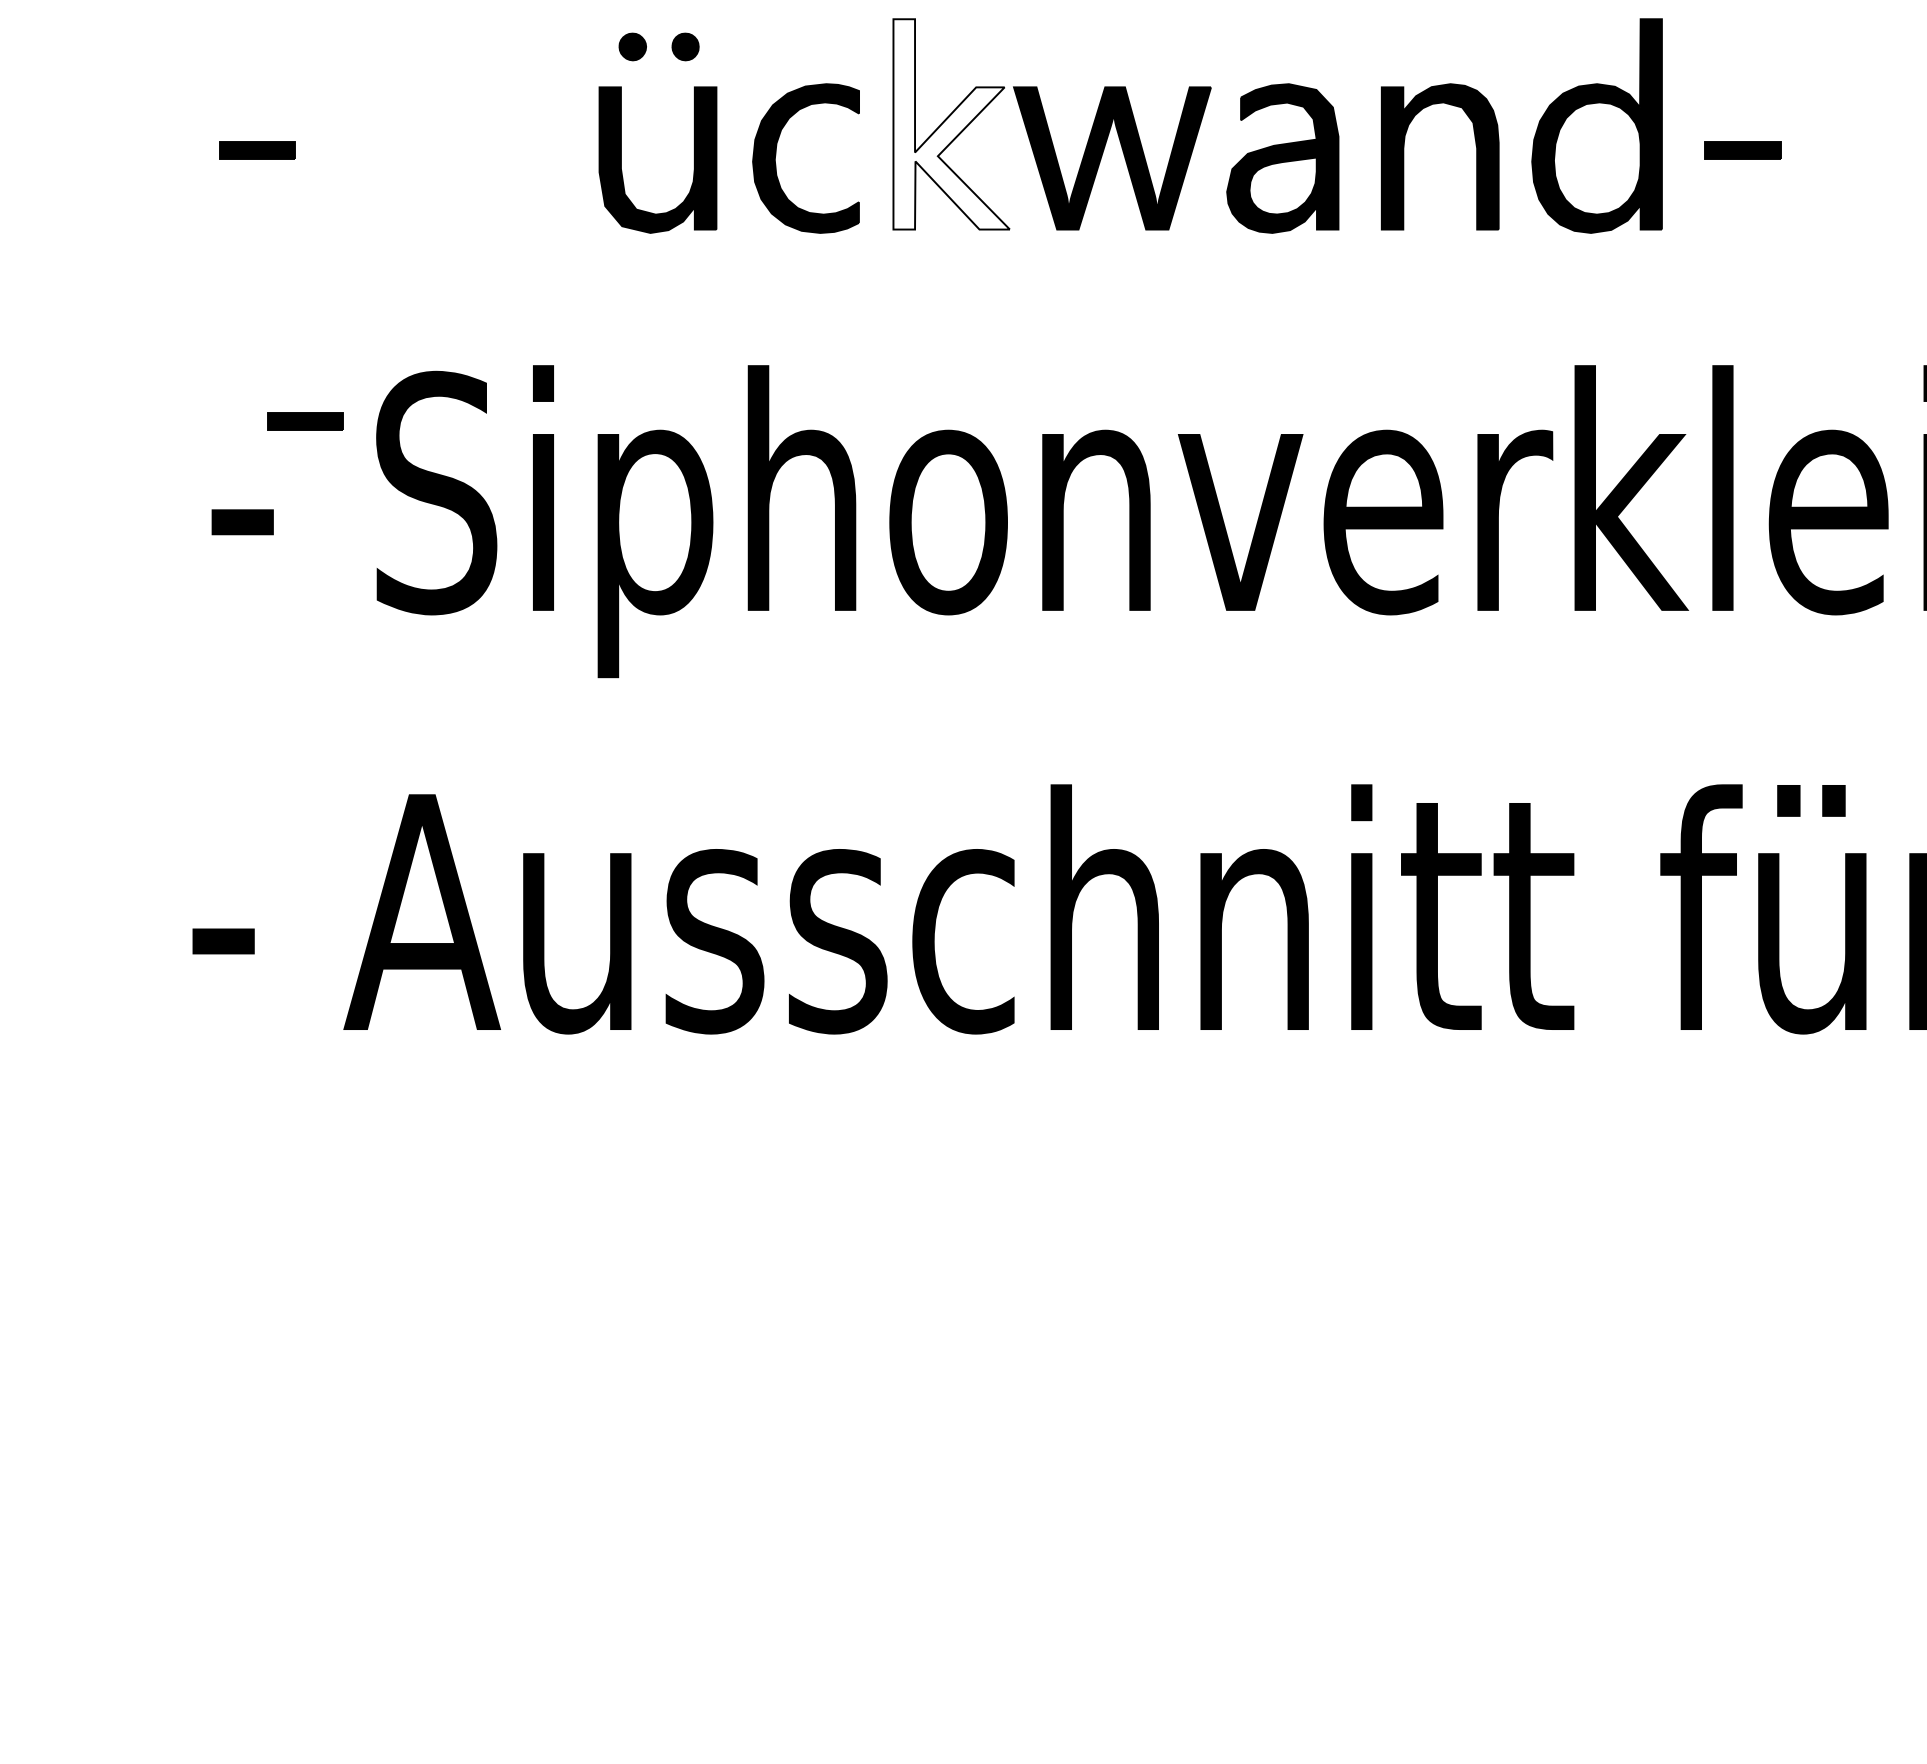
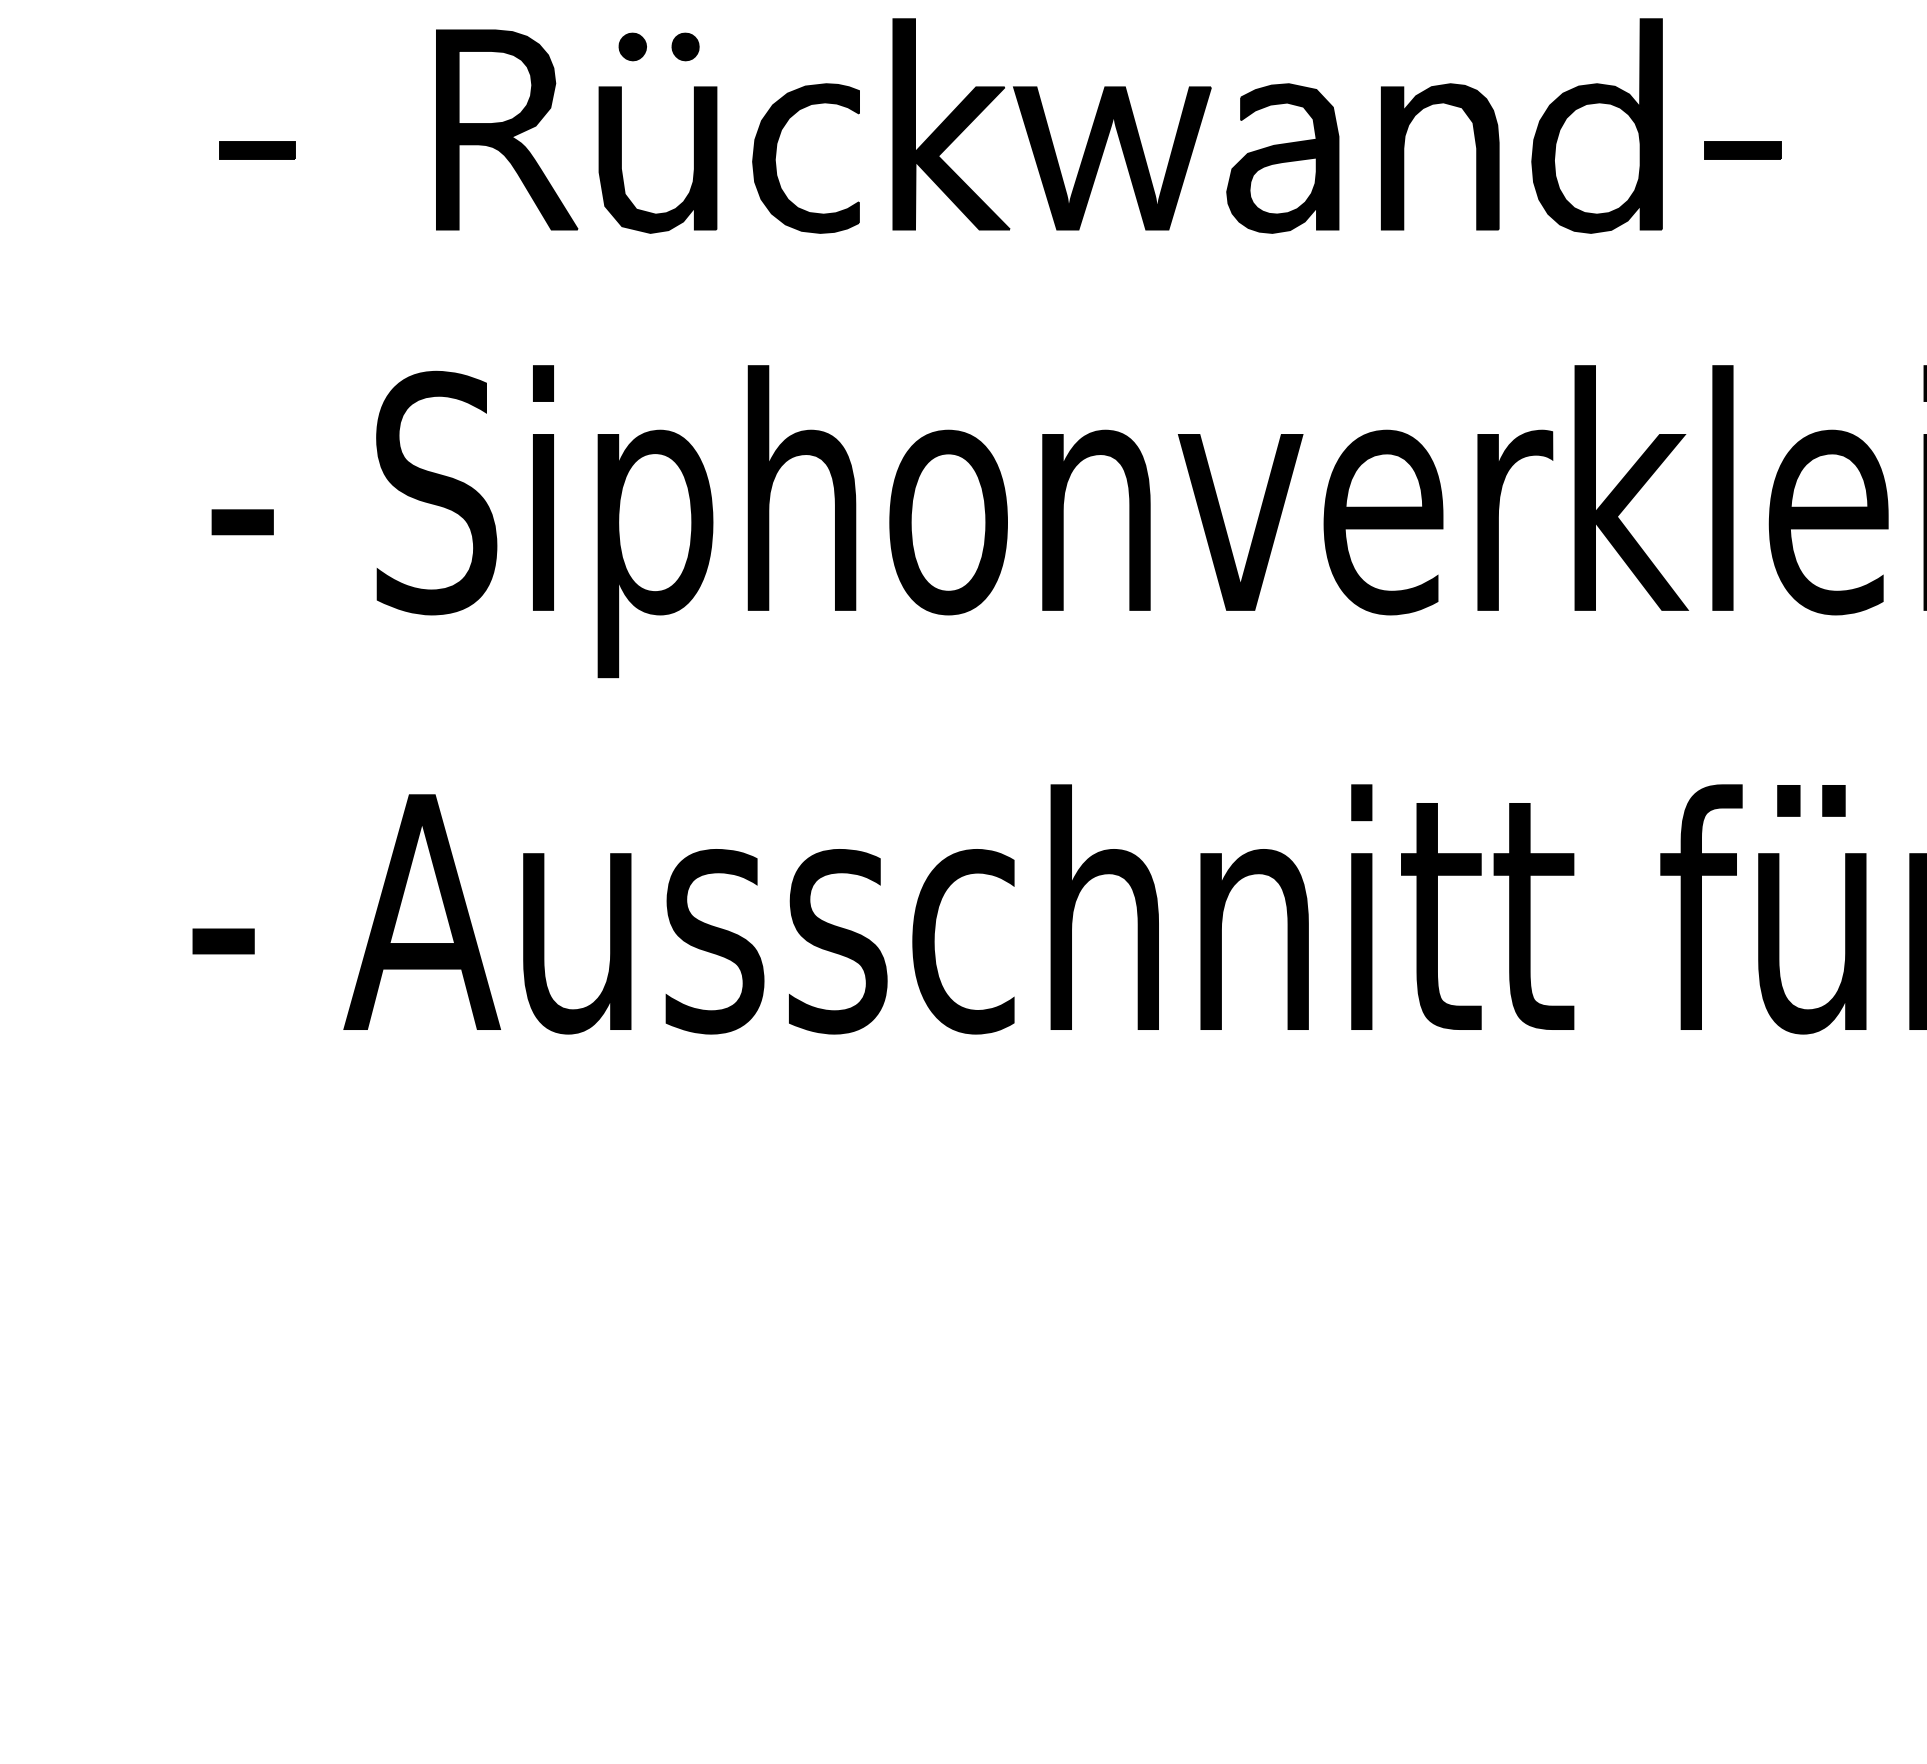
fill: none -> present (951, 124)
part: none -> present (507, 129)
part: present -> none (305, 421)
